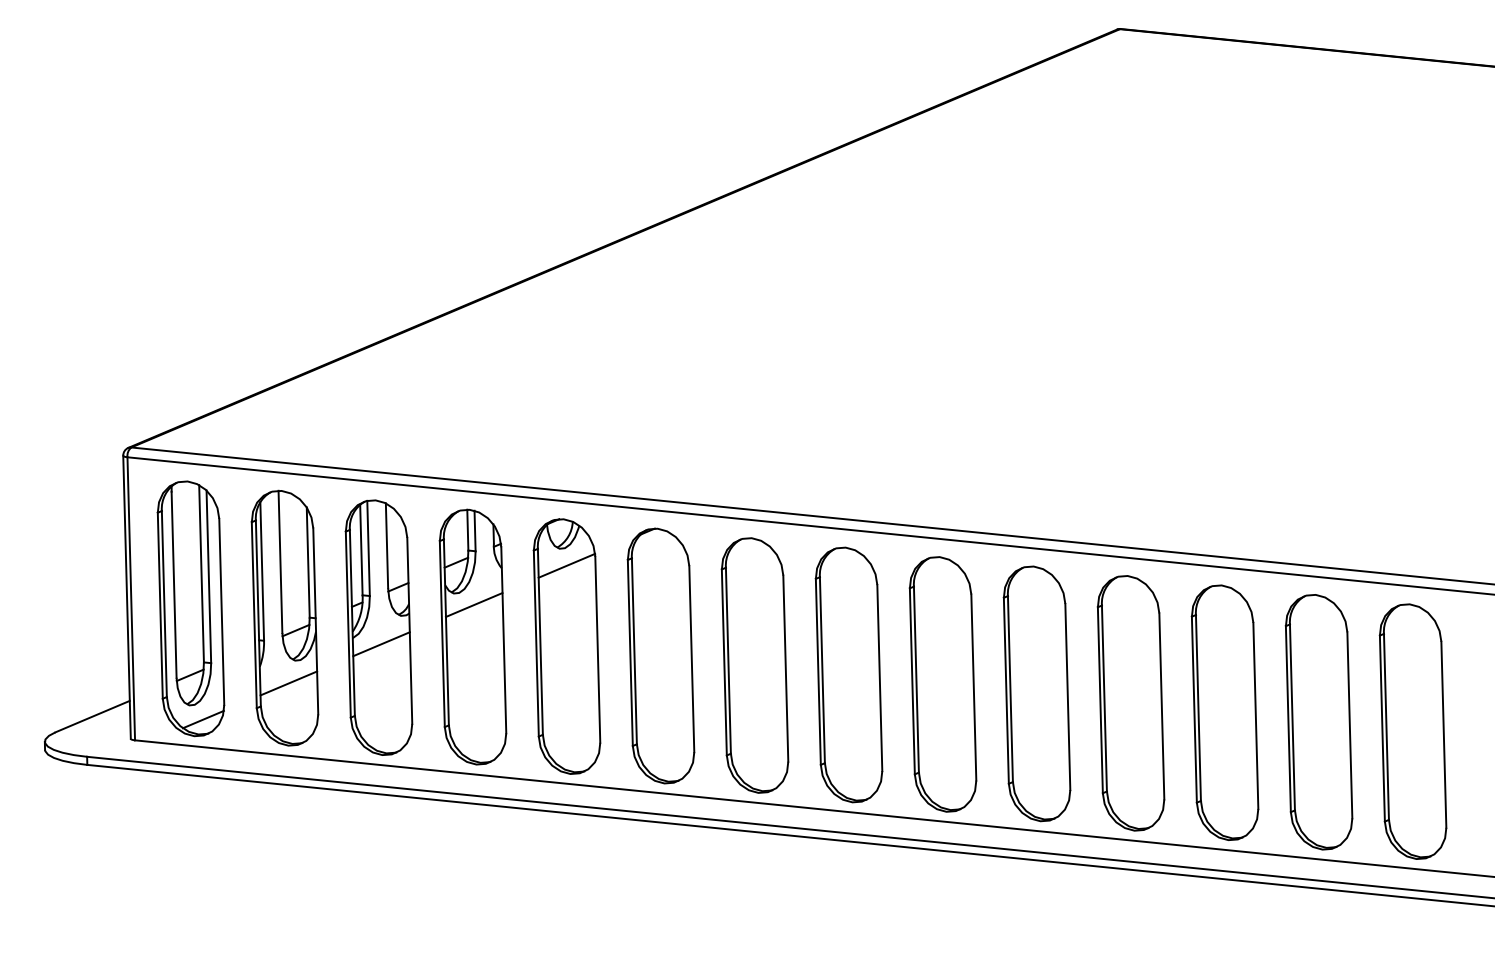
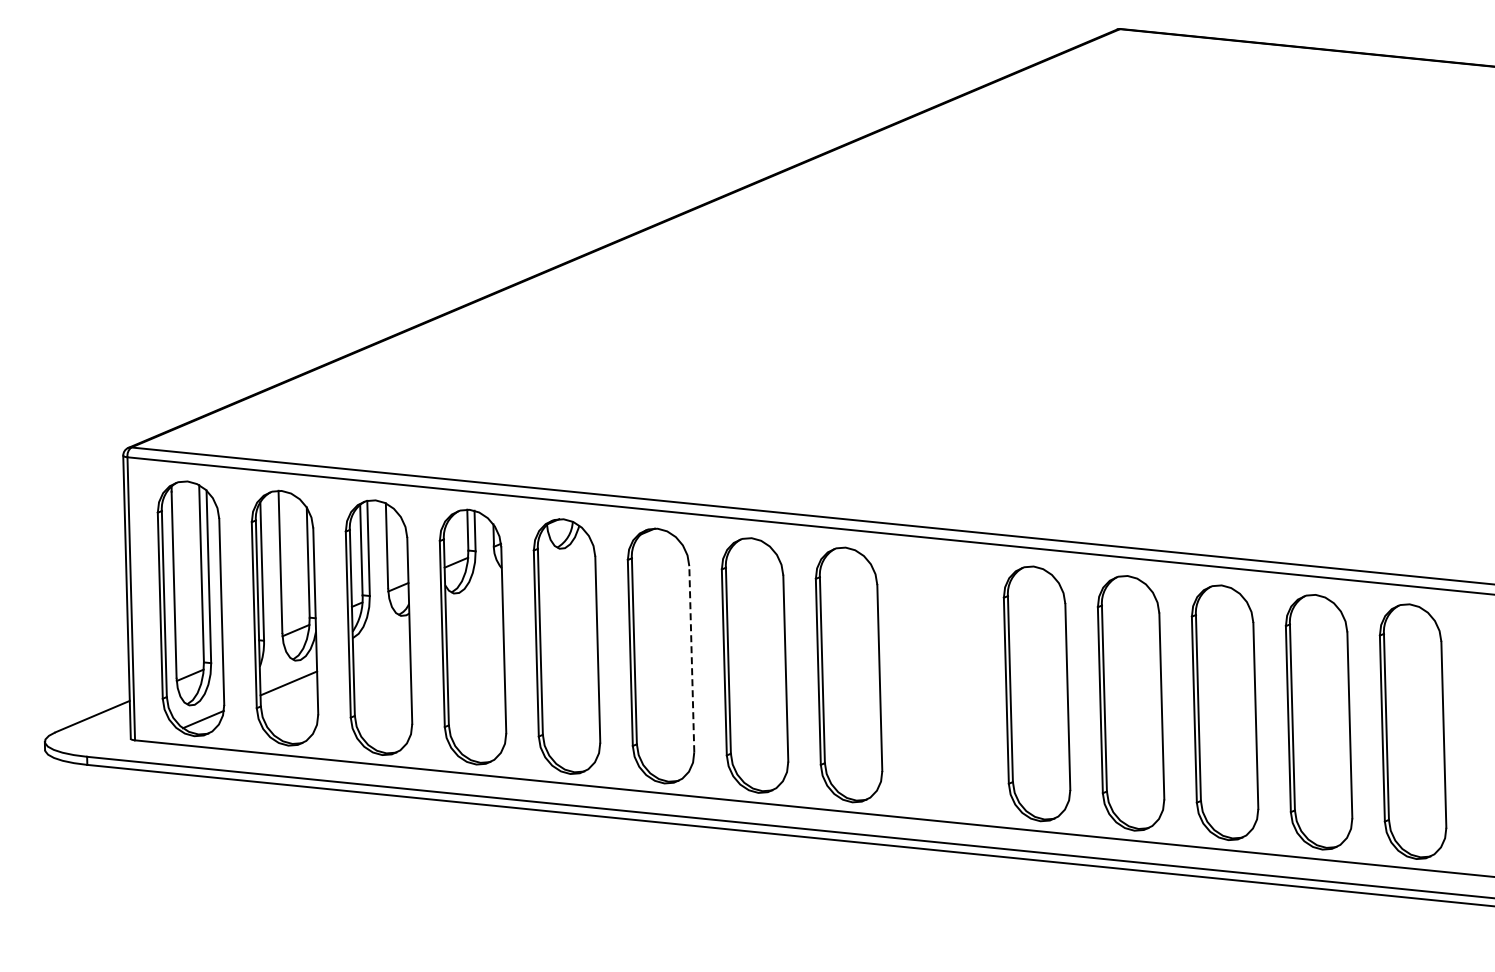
line: present -> none (566, 565)
line: present -> none (473, 604)
line: present -> none (381, 644)
line: solid -> dashed (691, 658)
part: present -> none (942, 684)
